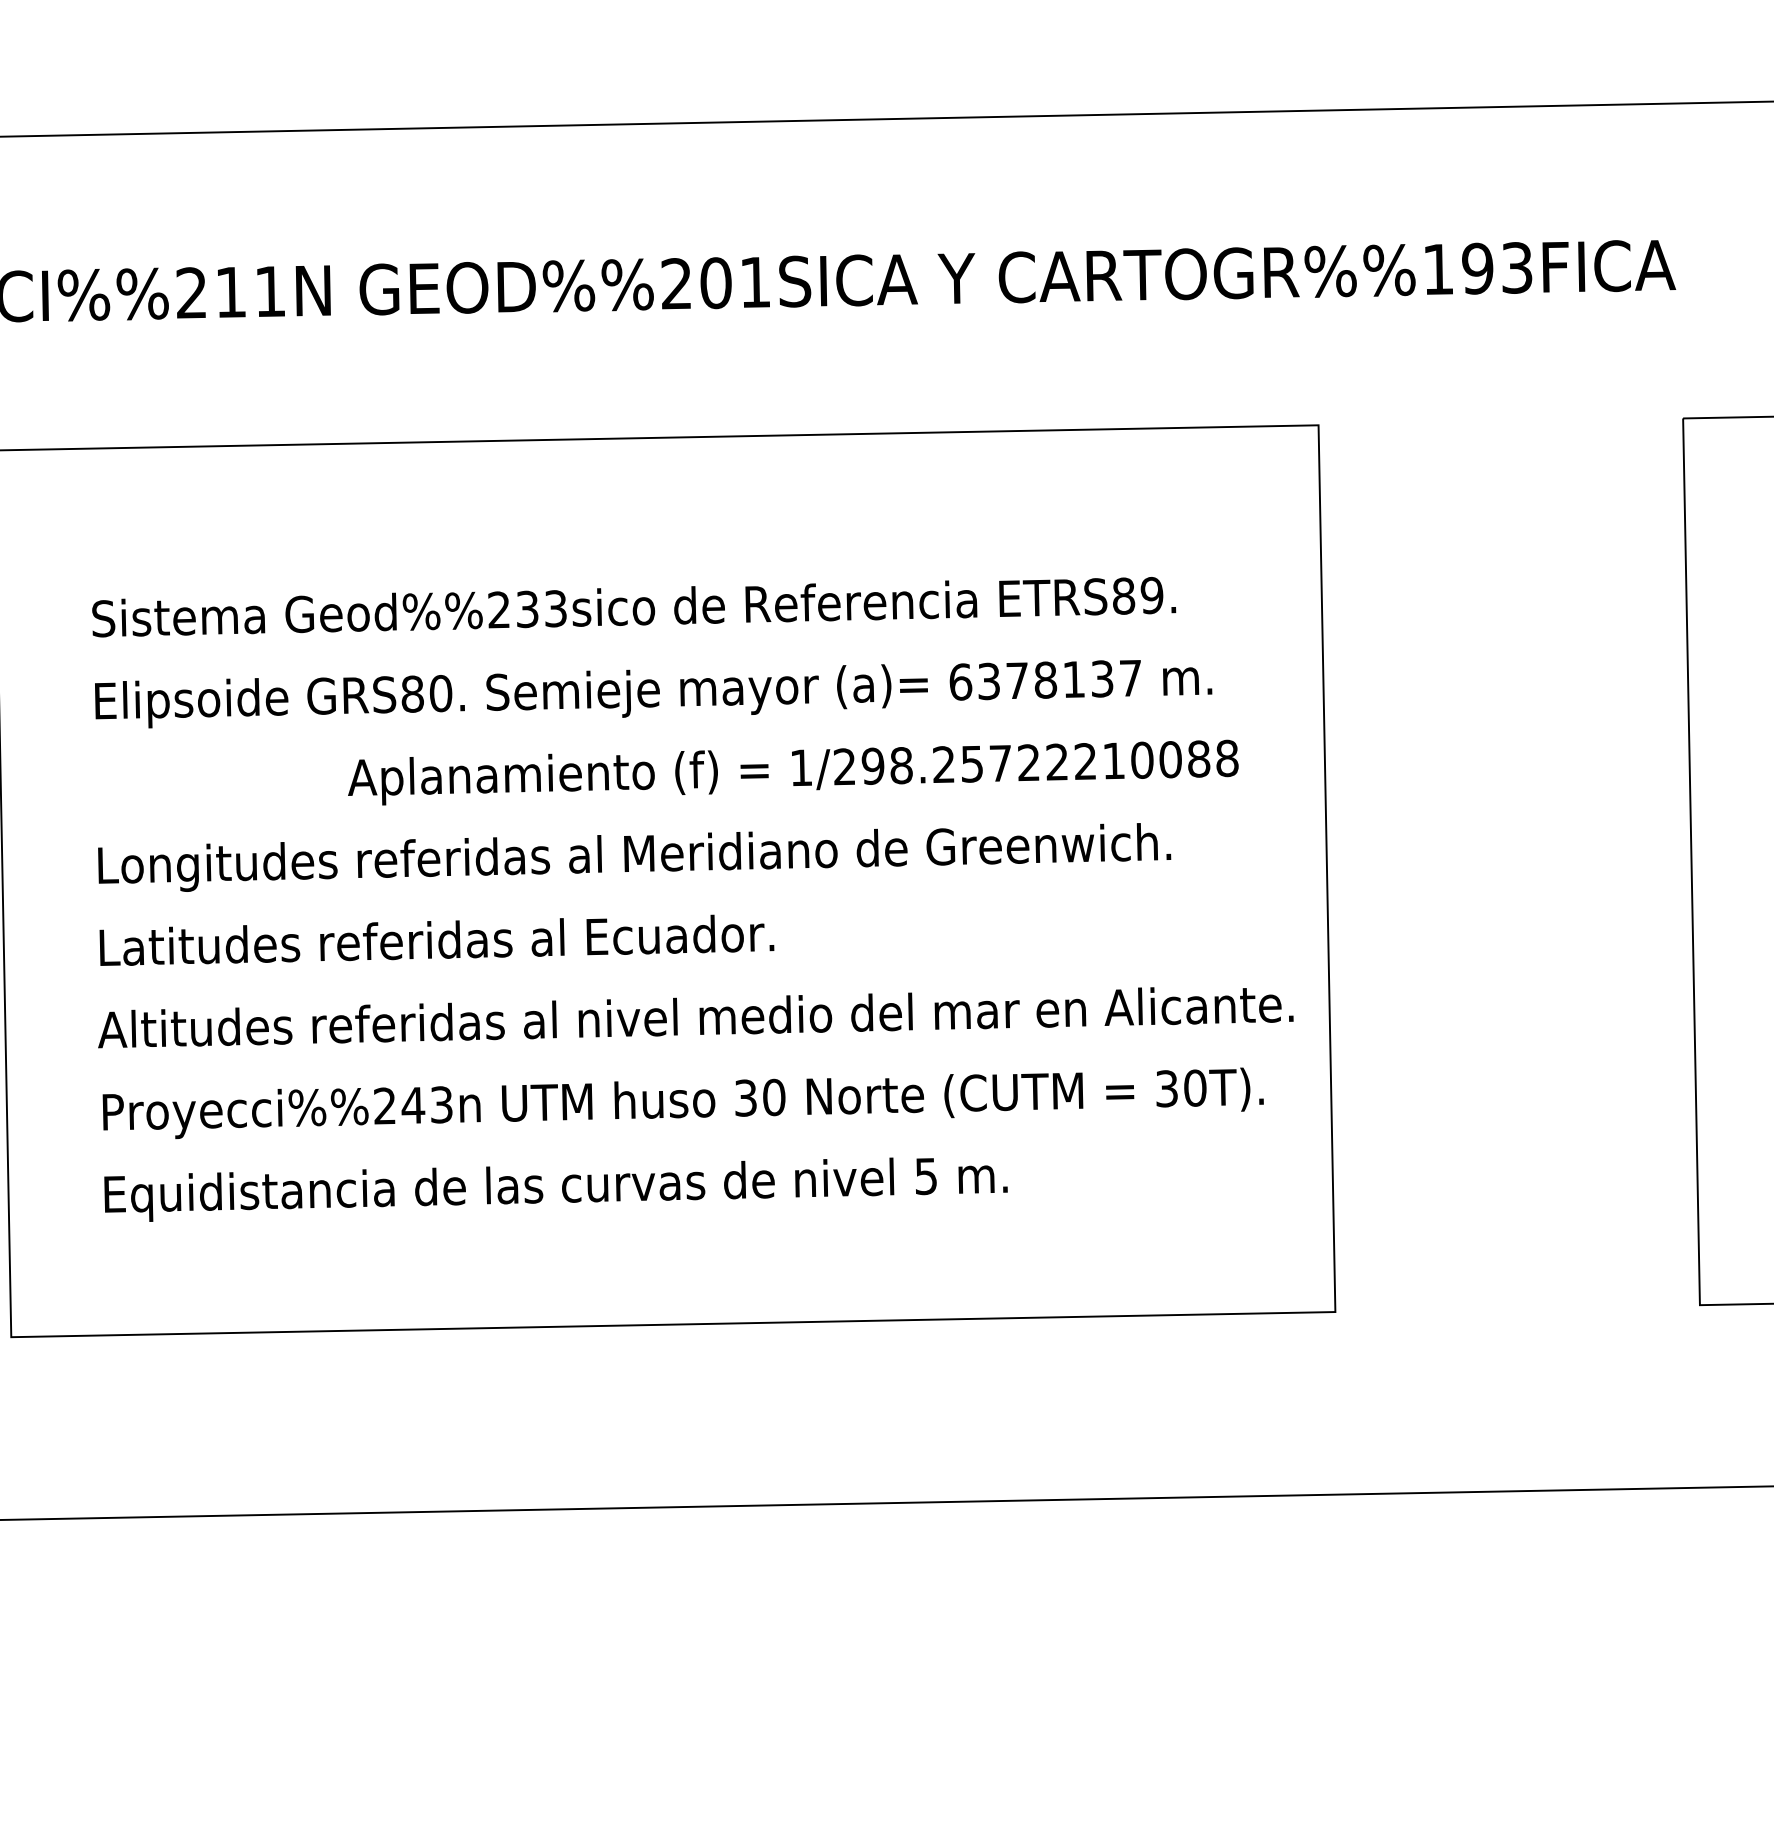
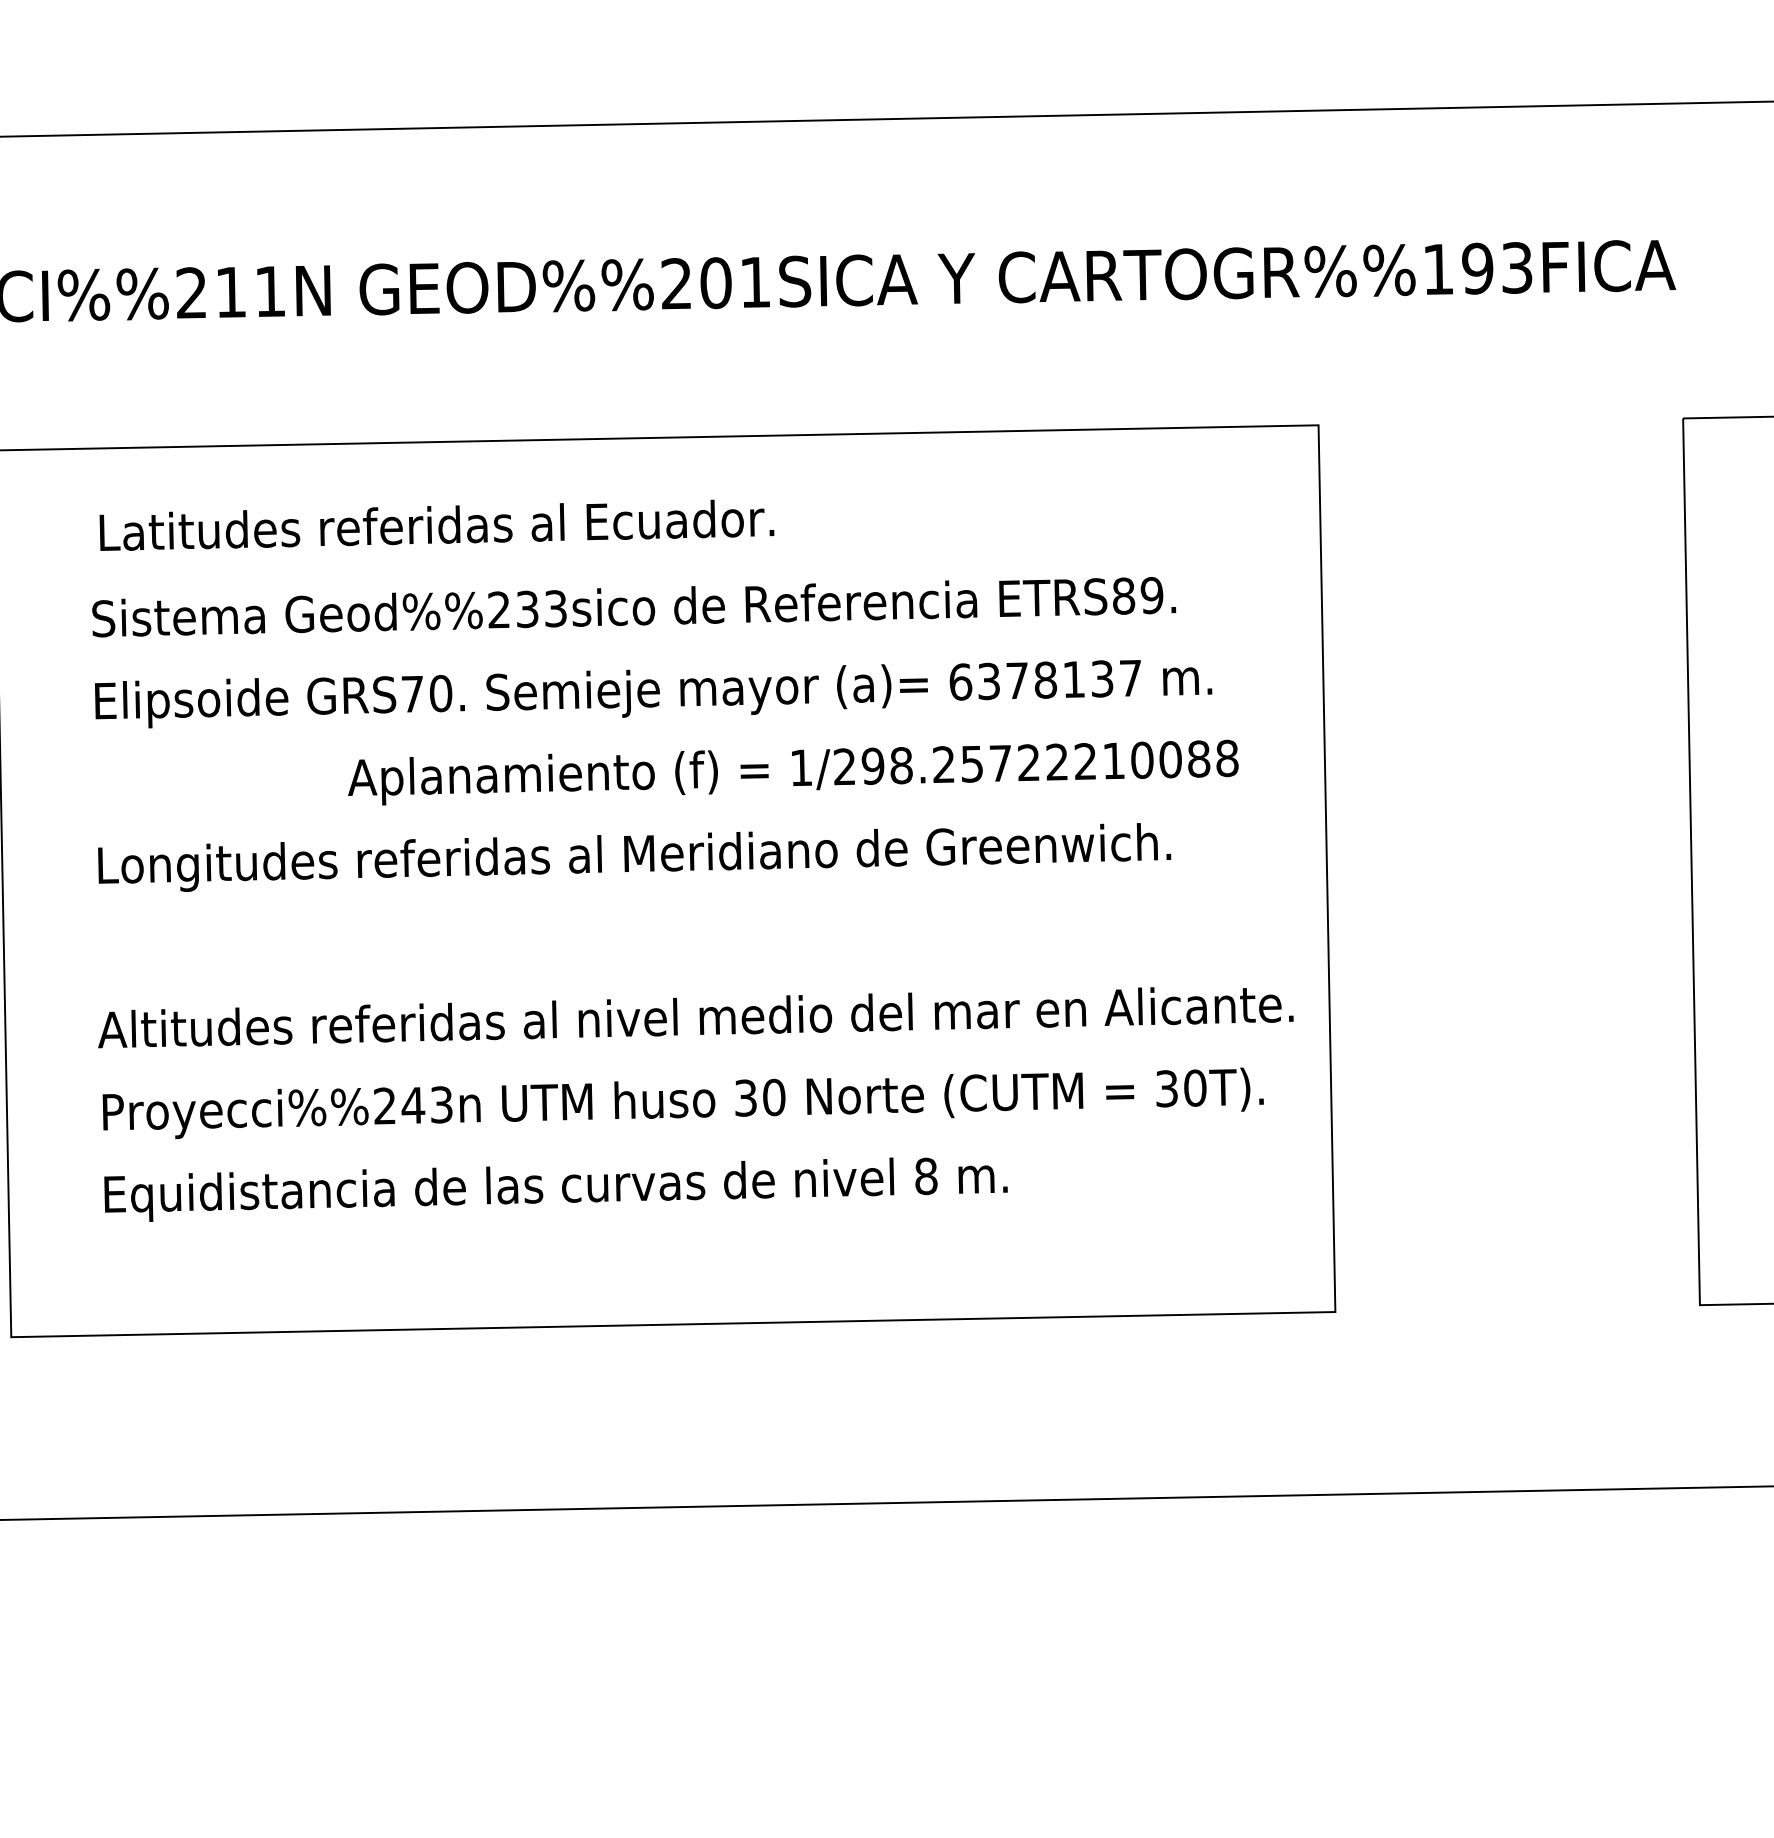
text: GRS80. -> GRS70. (412, 693)
text position: (436, 939) -> (436, 524) (436, 524)
text: 5 -> 8 (926, 1176)
